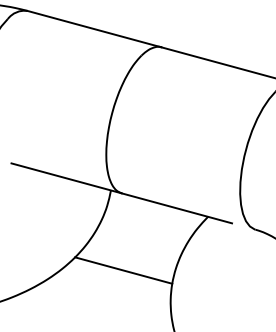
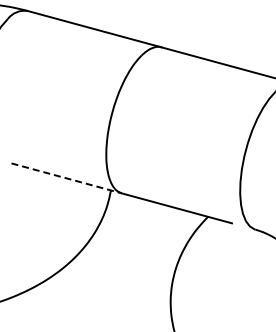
line: solid -> dashed (67, 178)
line: present -> none (123, 270)
